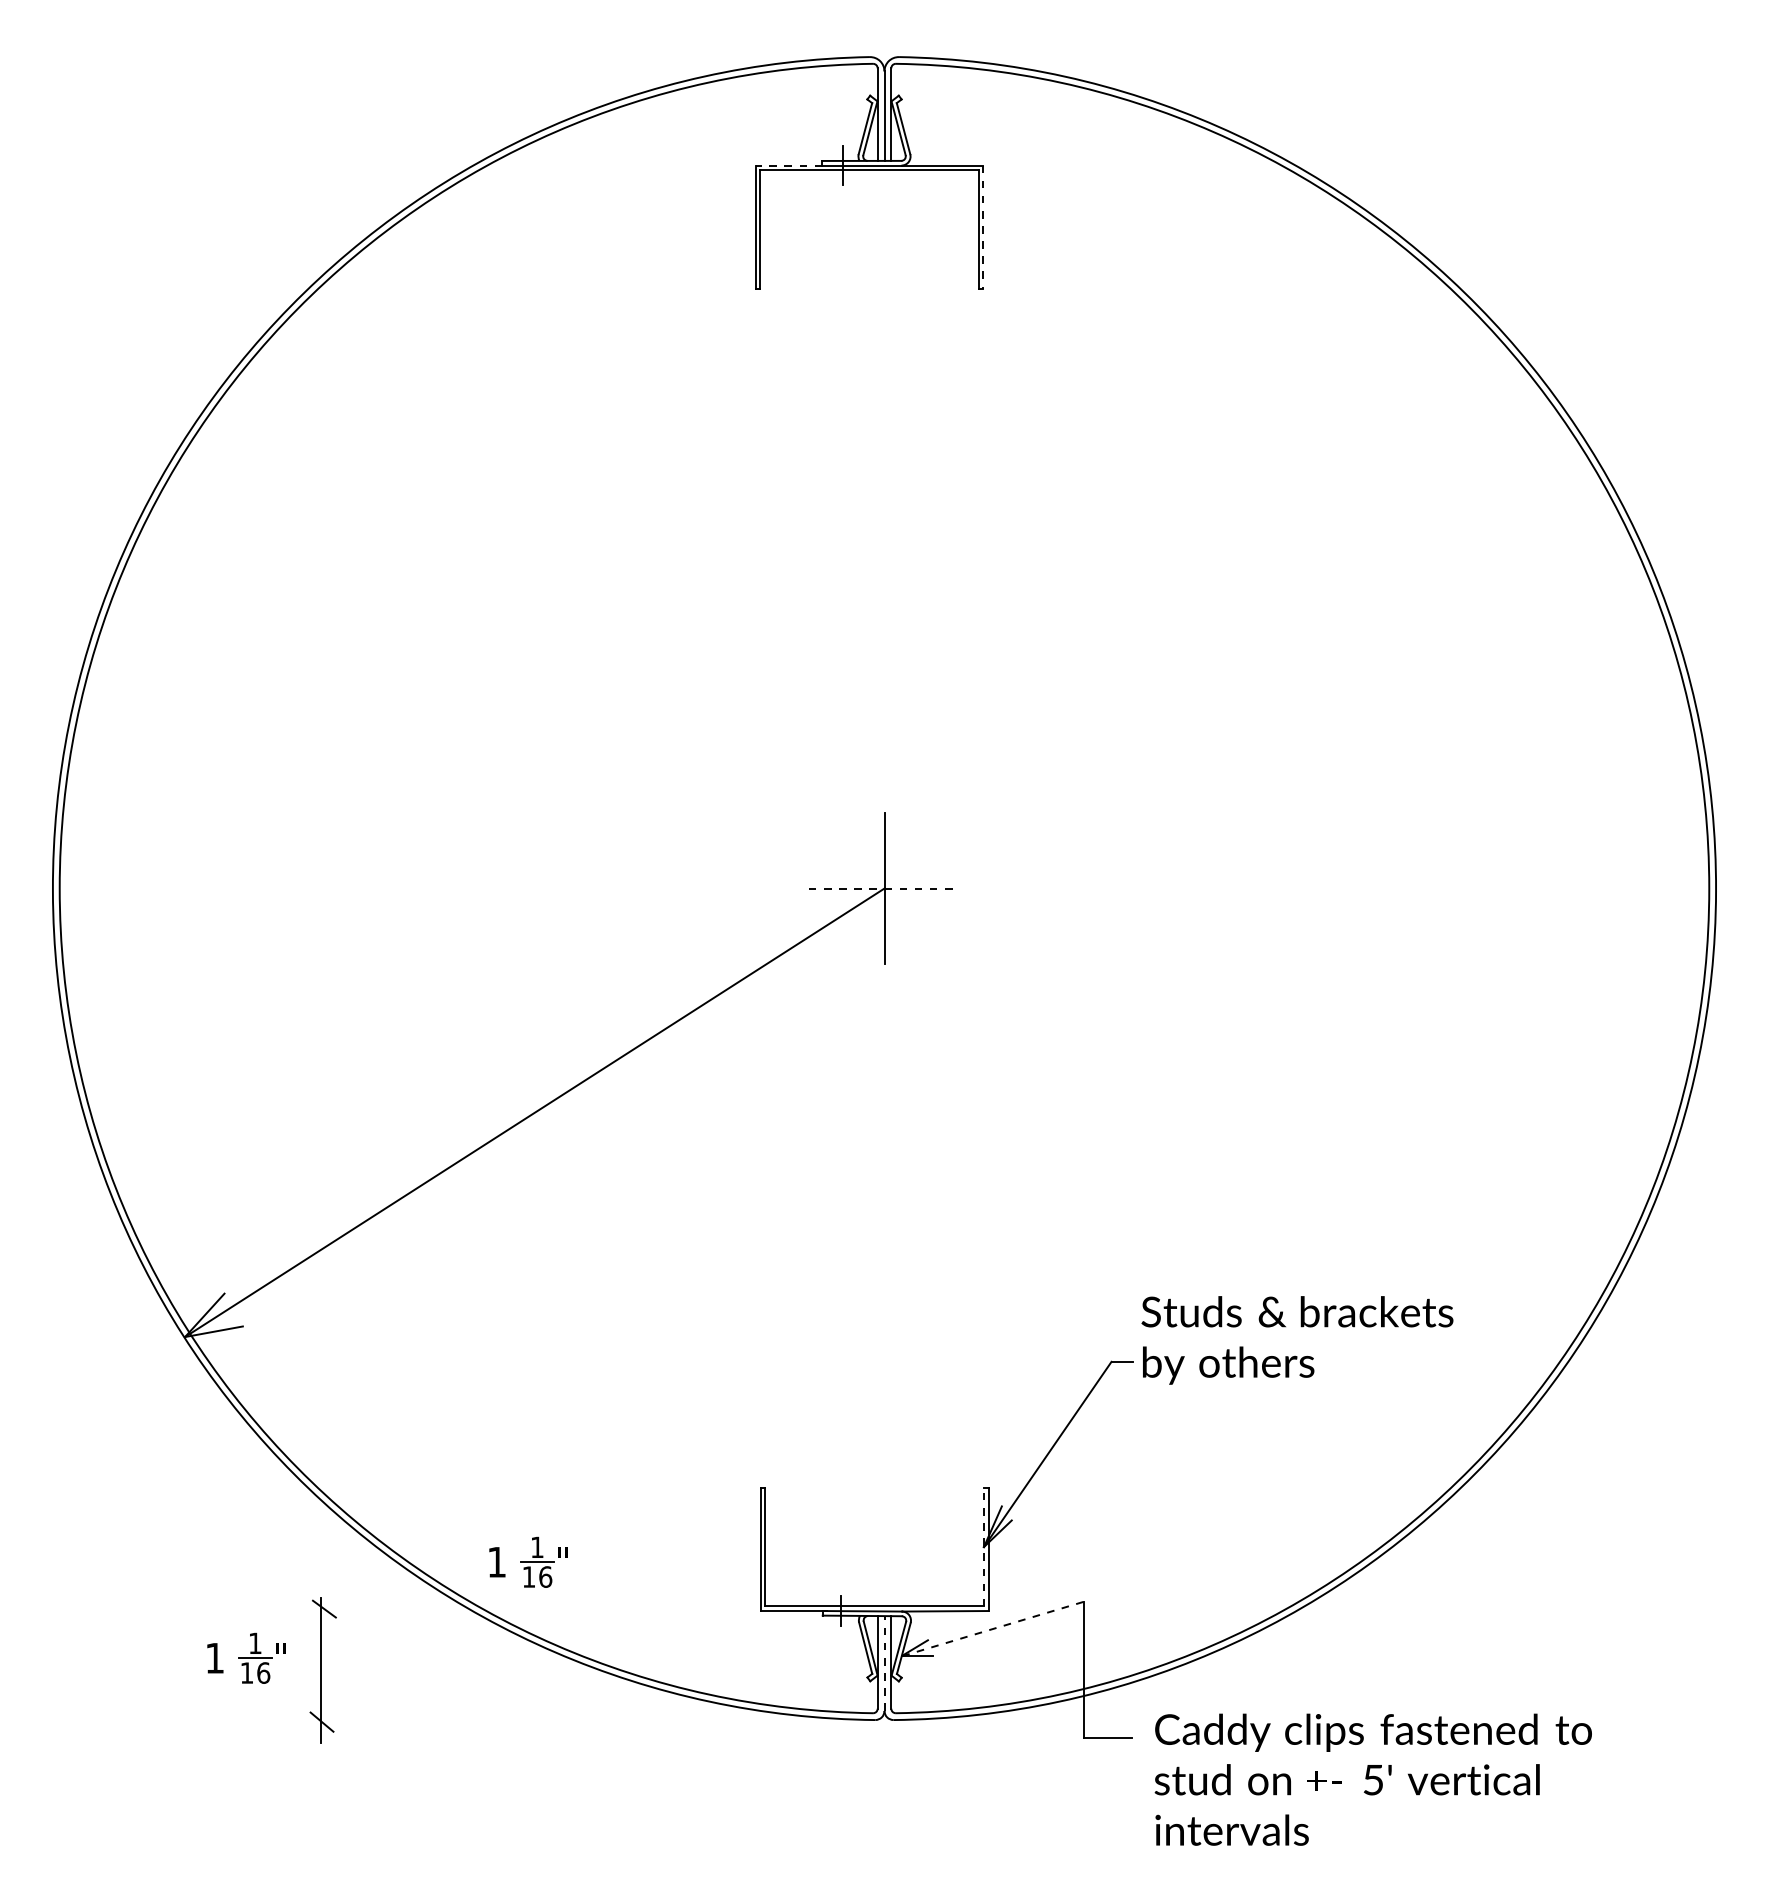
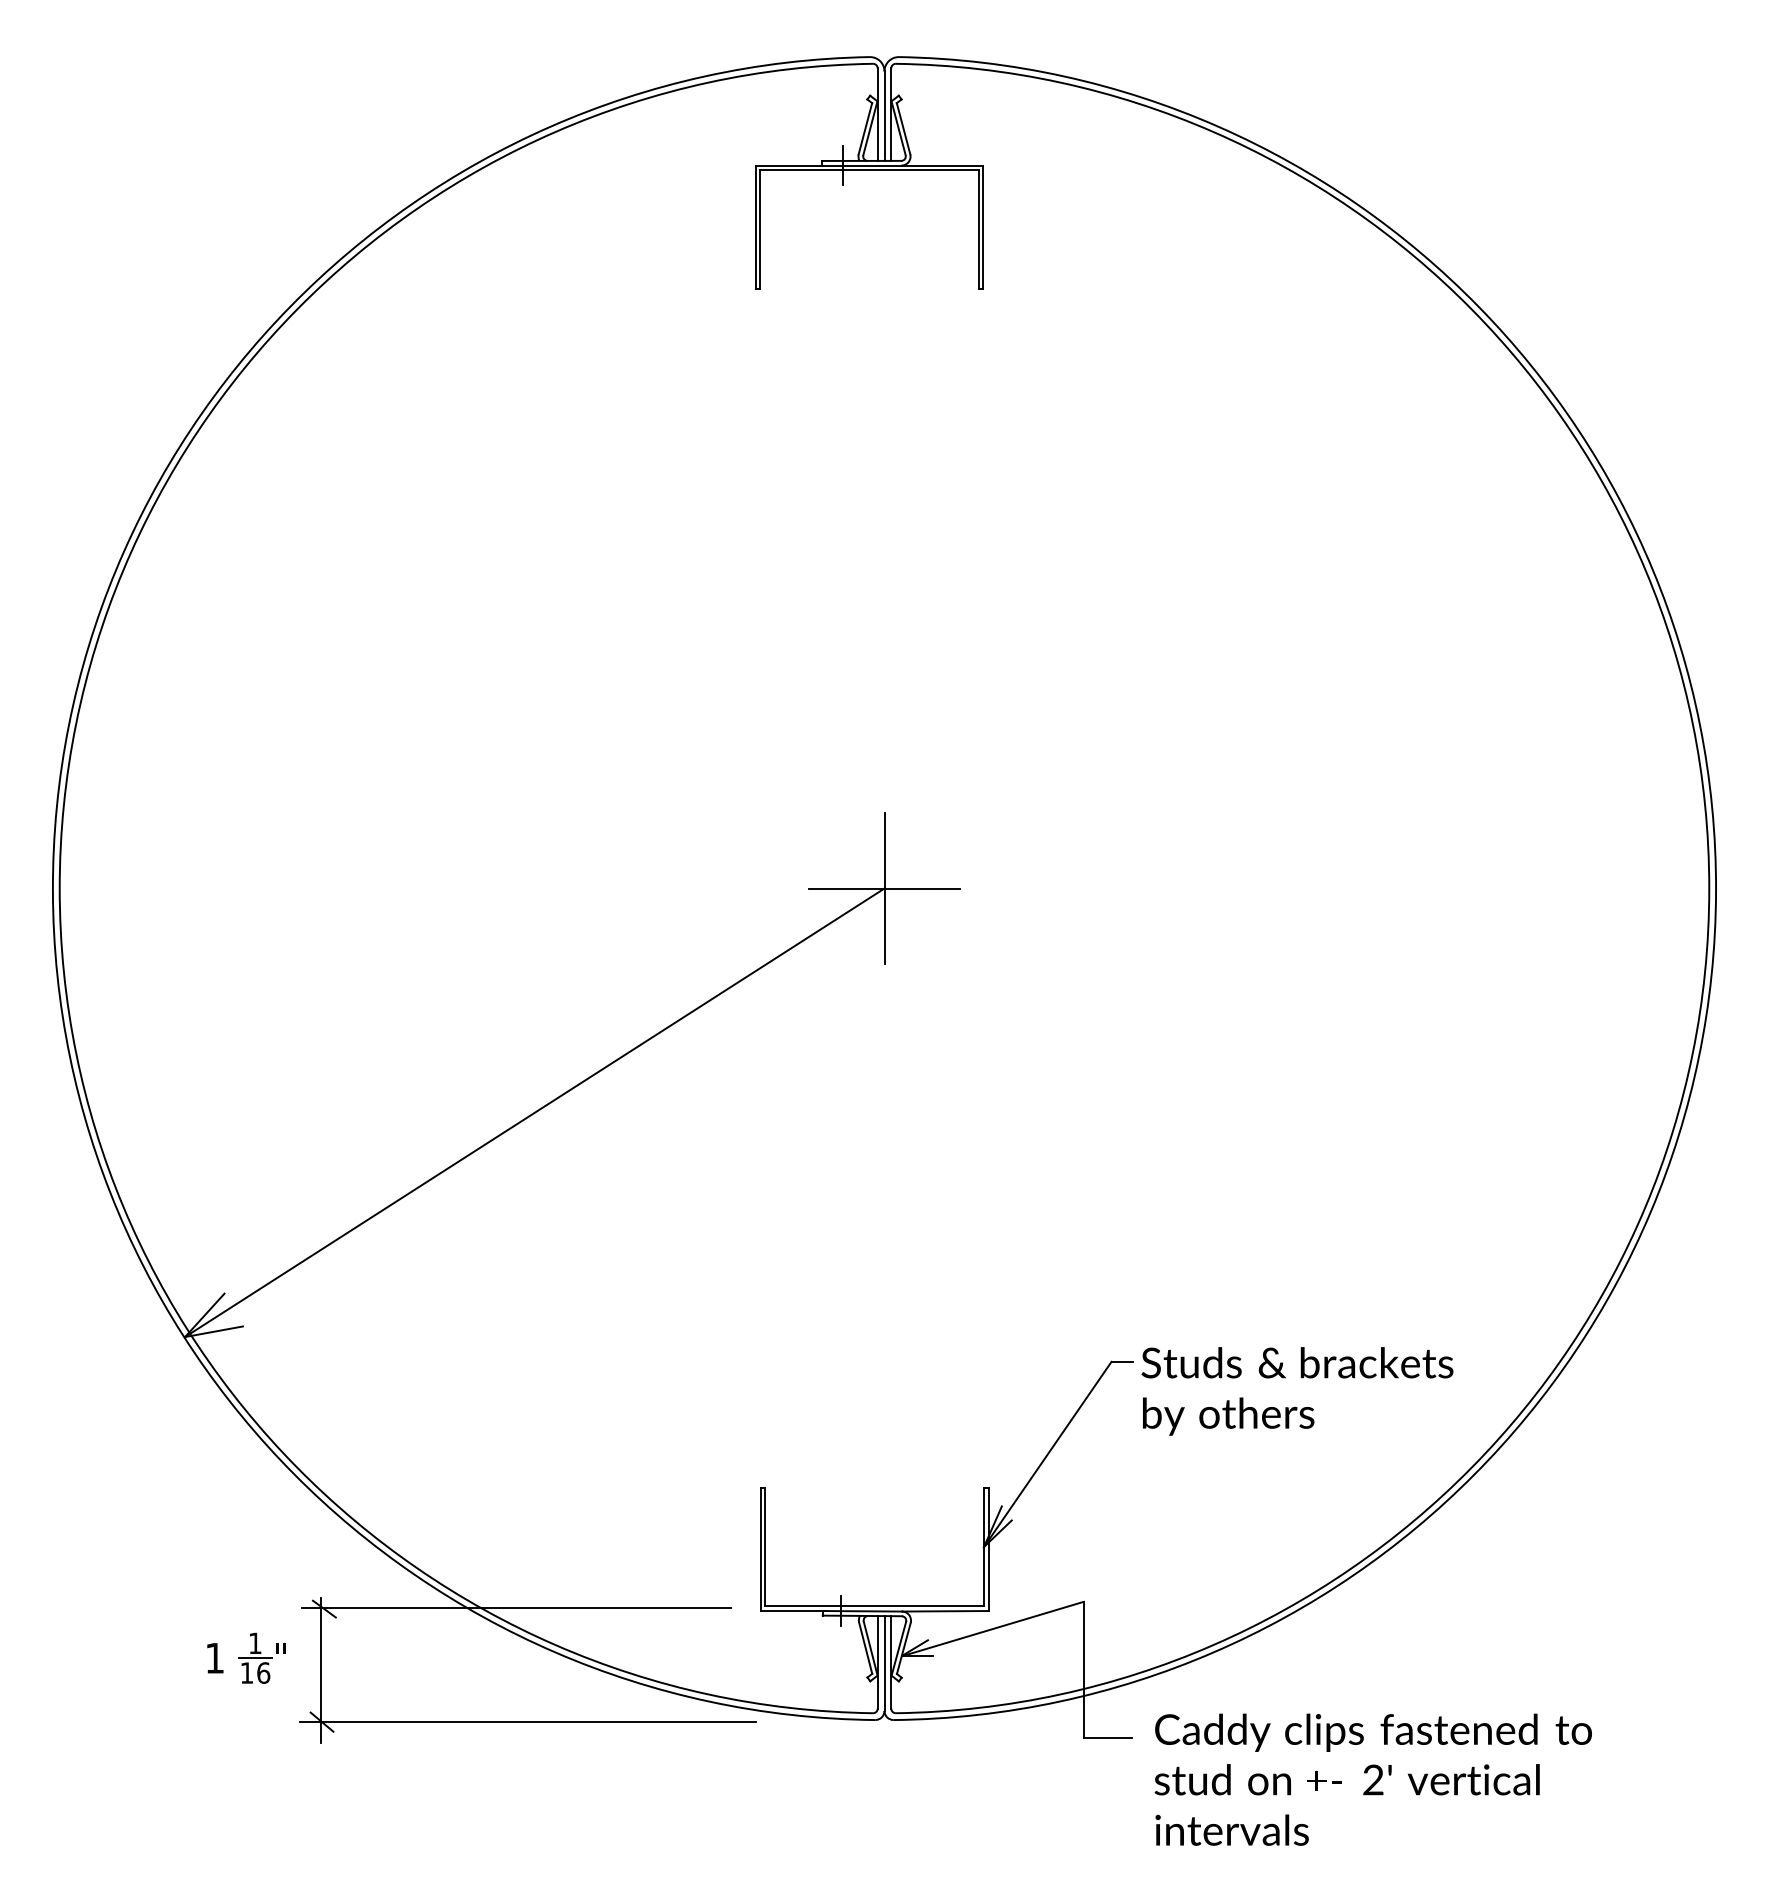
line: dashed -> solid (788, 165)
line: dashed -> solid (983, 227)
line: dashed -> solid (884, 888)
text position: (1297, 1340) -> (1297, 1391) (1297, 1391)
line: dashed -> solid (983, 1546)
part: present -> none (528, 1561)
line: none -> present (516, 1607)
line: dashed -> solid (992, 1629)
line: dashed -> solid (884, 1663)
line: none -> present (527, 1721)
text: 5' -> 2' (1373, 1779)
